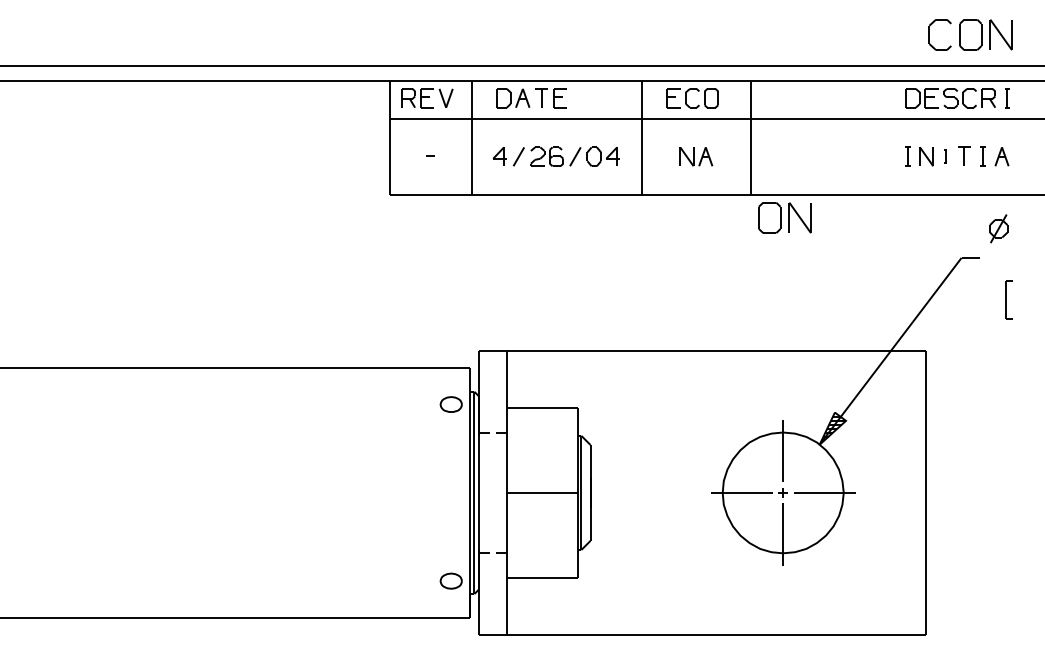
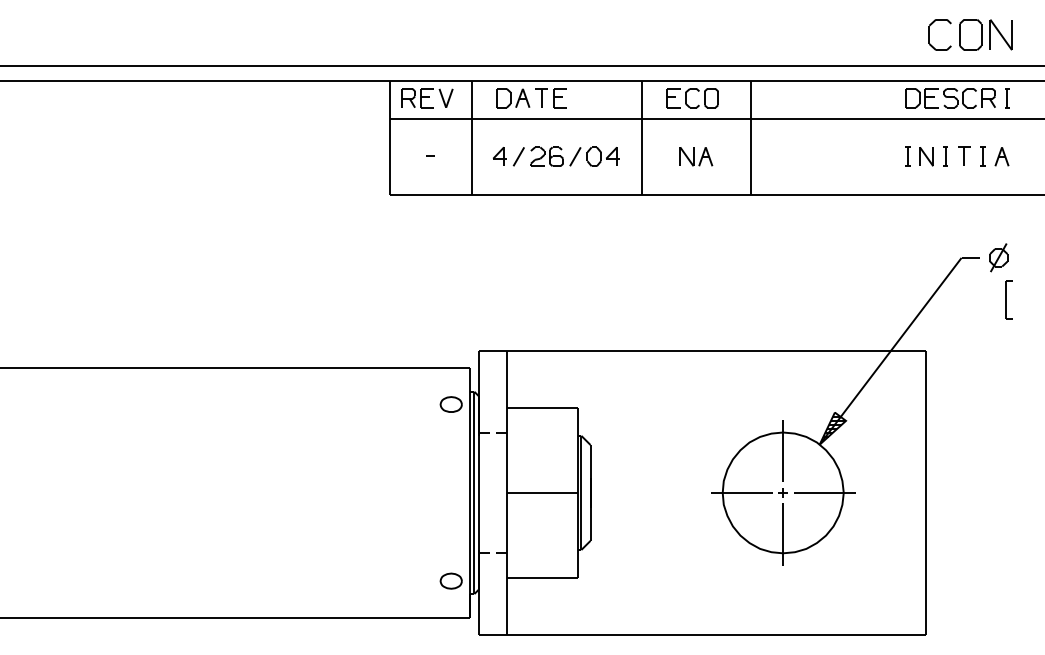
part size: 3x15 px -> 5x21 px (945, 156)
part: present -> none (784, 217)
part position: (998, 228) -> (998, 257) (998, 257)
